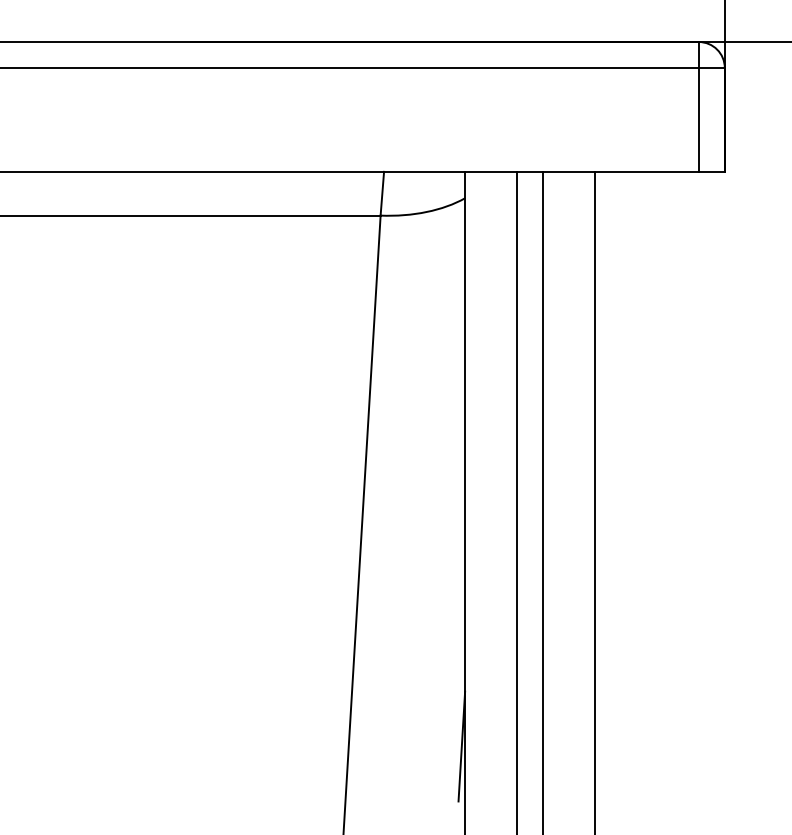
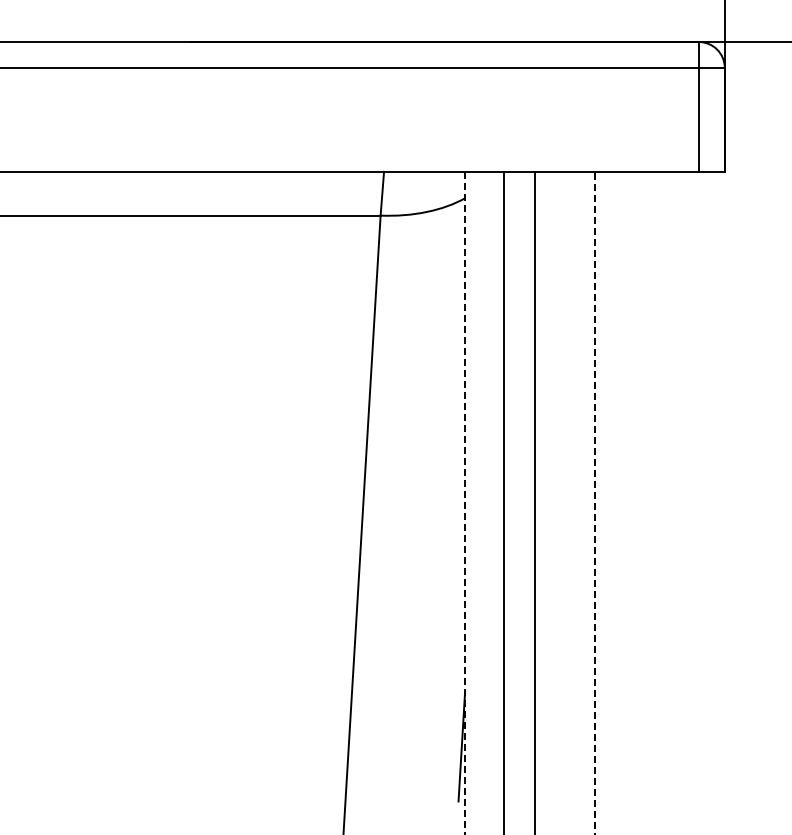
line position: (517, 501) -> (504, 501) (504, 501)
line position: (543, 501) -> (535, 501) (535, 501)
line: solid -> dashed (594, 502)
line: solid -> dashed (465, 503)
